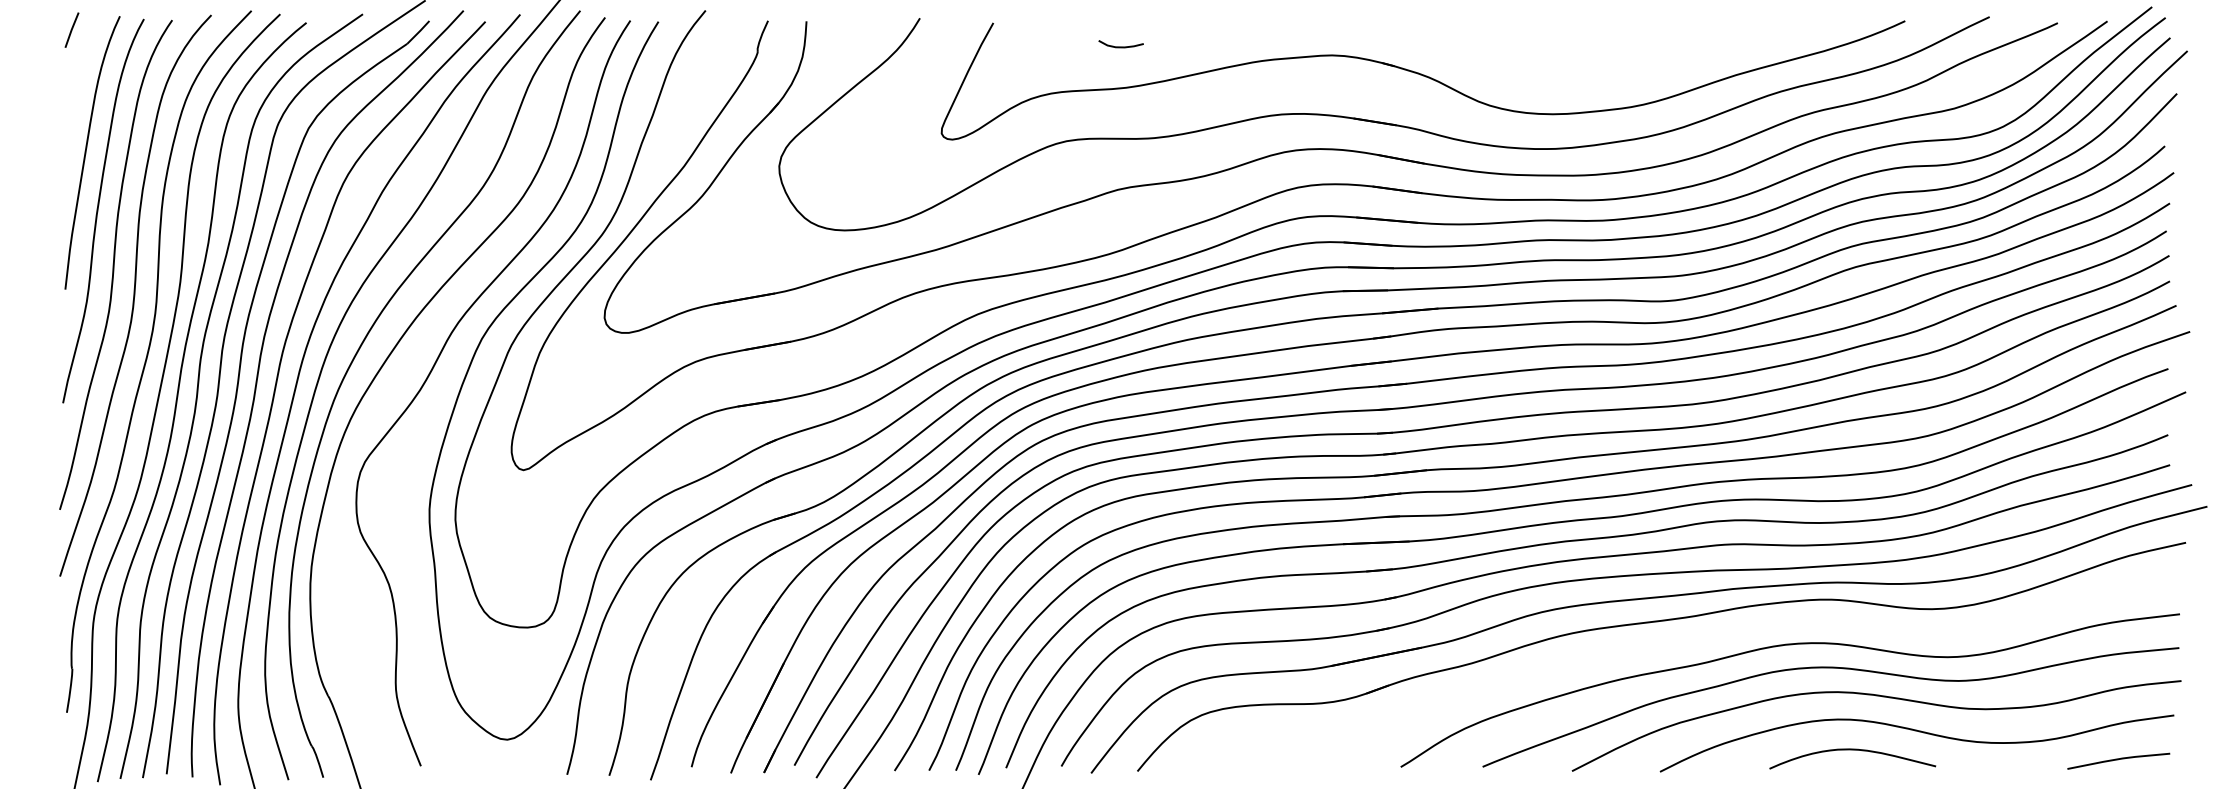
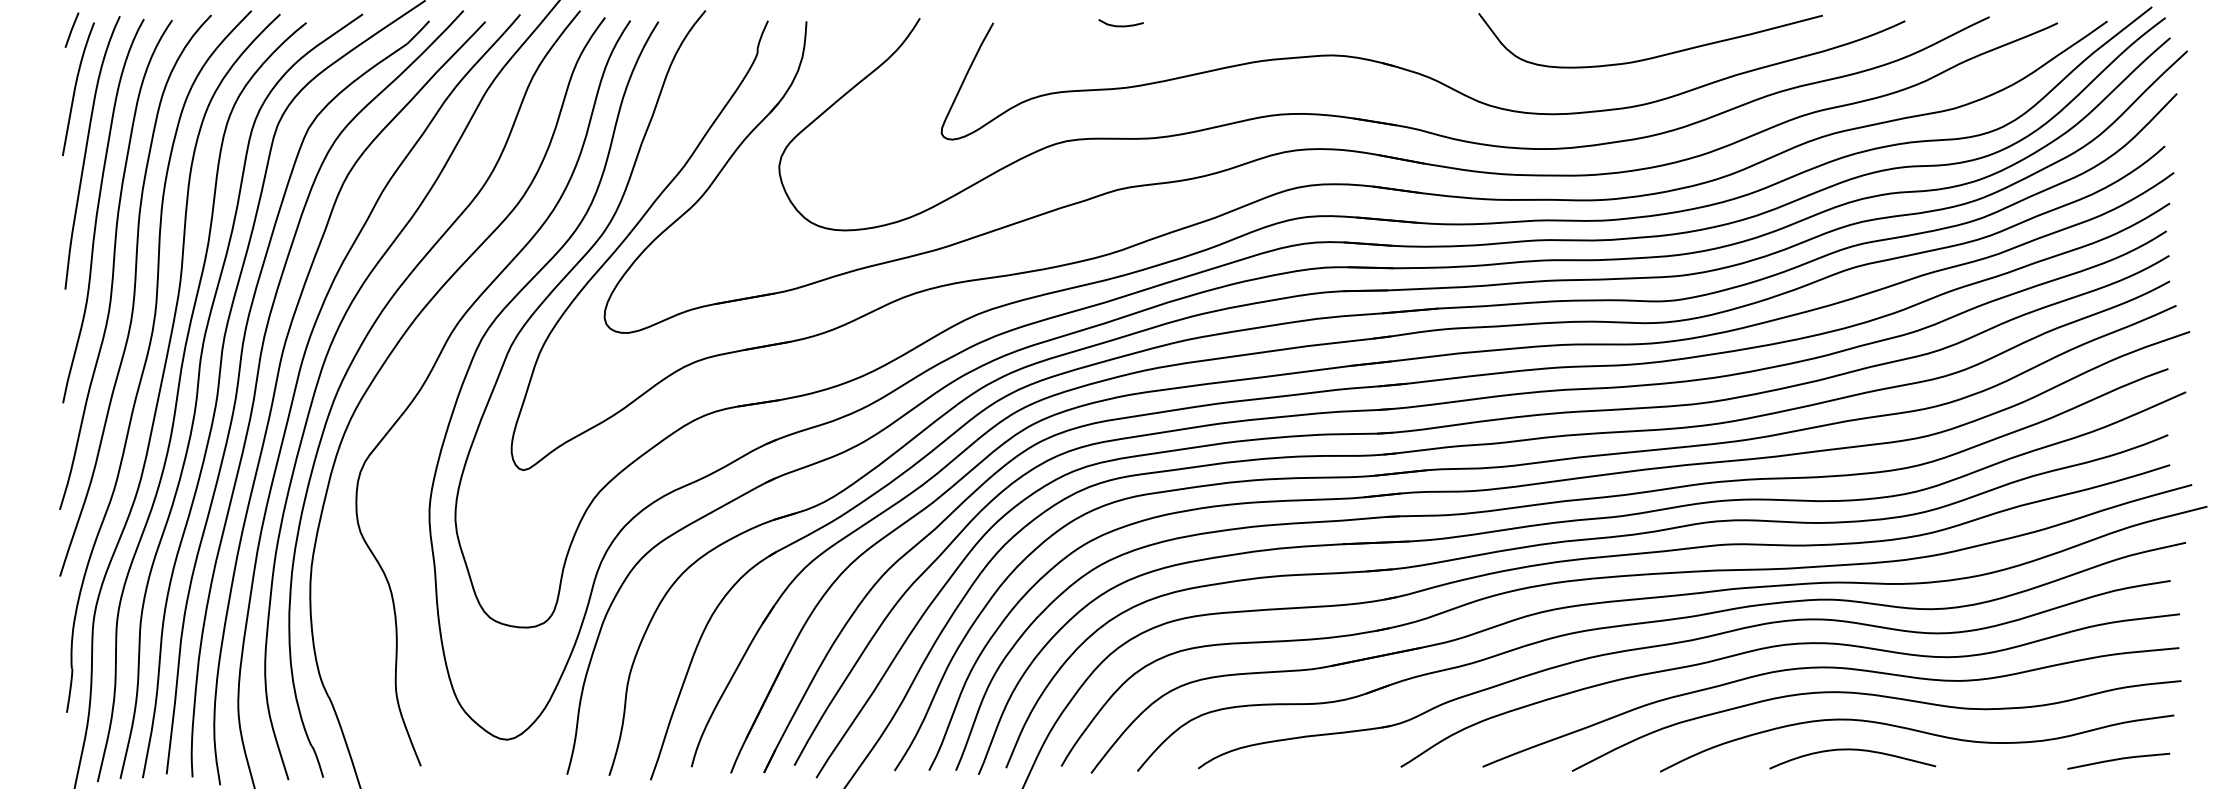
curve position: (1120, 46) -> (1120, 25) (1120, 25)
curve: none -> present (1653, 56)
curve: none -> present (76, 87)
part: none -> present (1680, 643)
